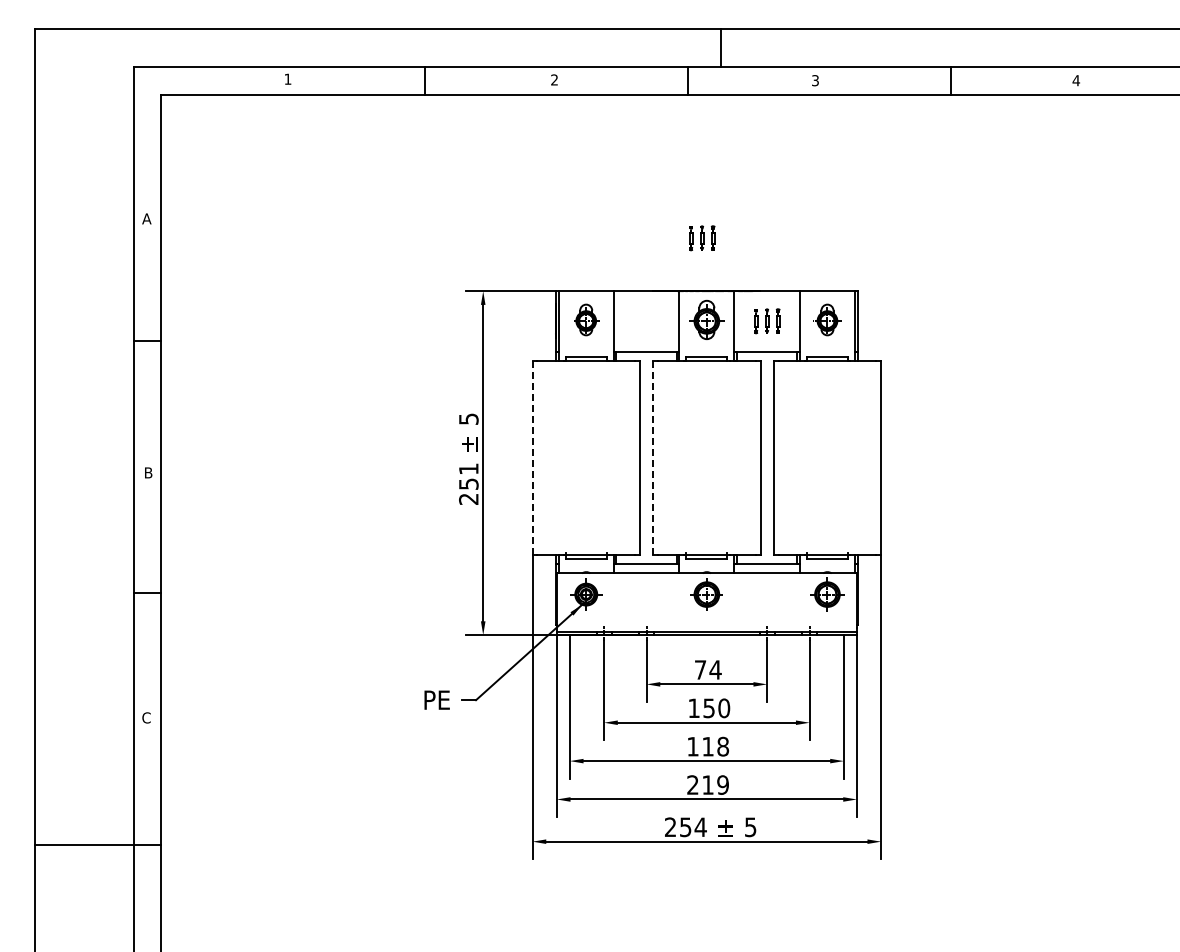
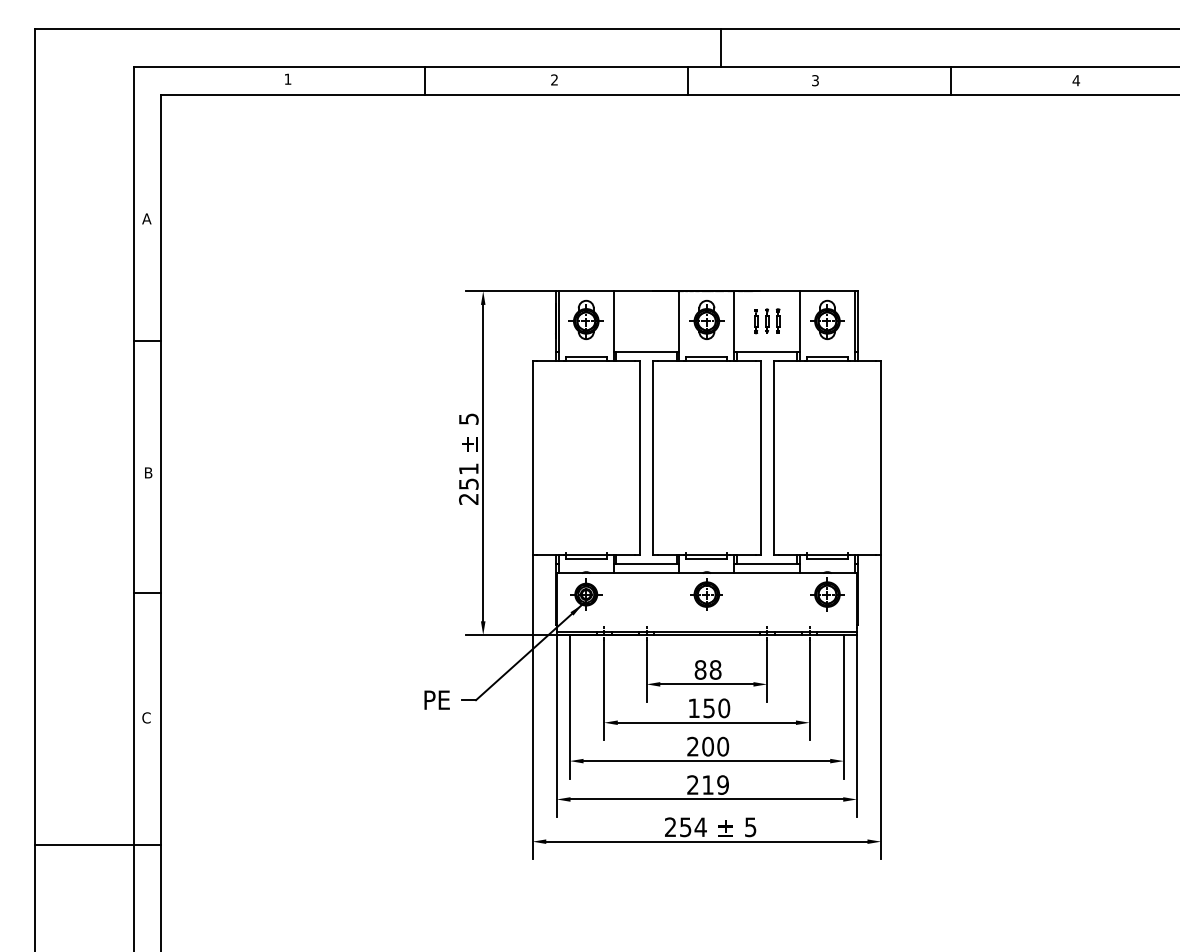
part: present -> none (702, 238)
part size: 26x34 px -> 36x42 px (585, 319)
part size: 29x34 px -> 35x42 px (827, 319)
line: dashed -> solid (532, 458)
line: dashed -> solid (653, 458)
text: 74 -> 88 (707, 669)
text: 118 -> 200 (708, 746)
